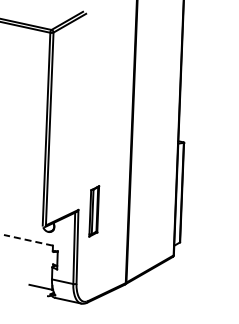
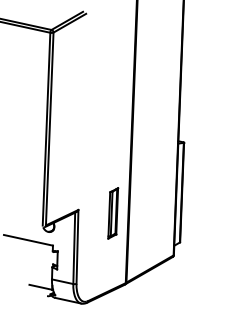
part position: (94, 211) -> (113, 213) (113, 213)
line: dashed -> solid (27, 240)
